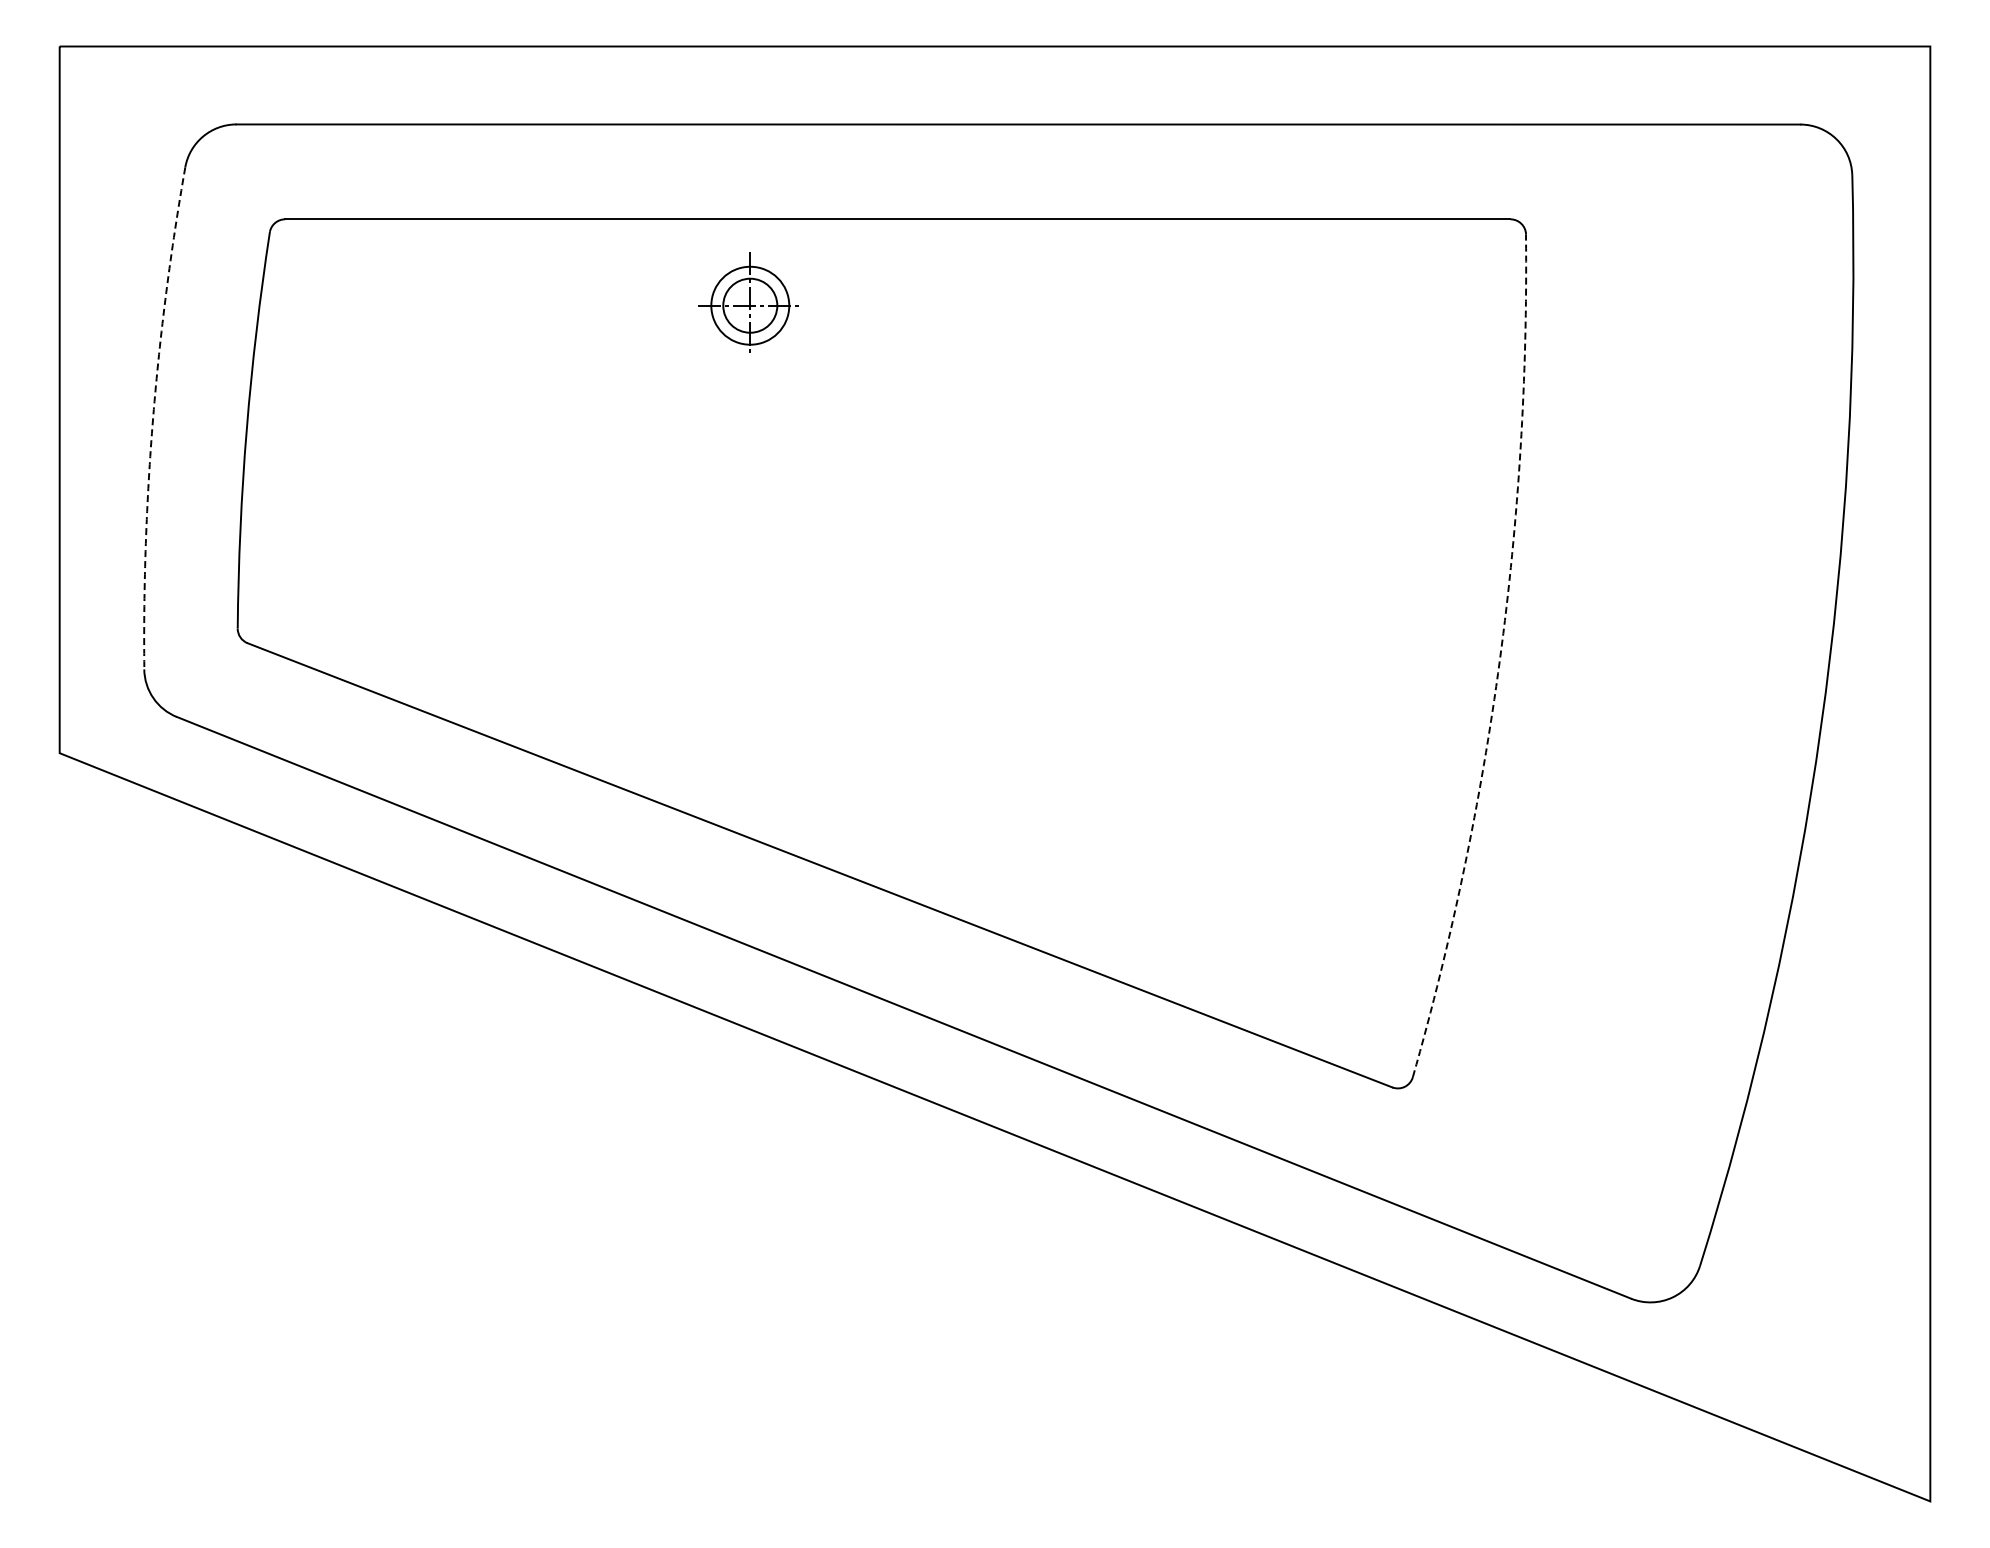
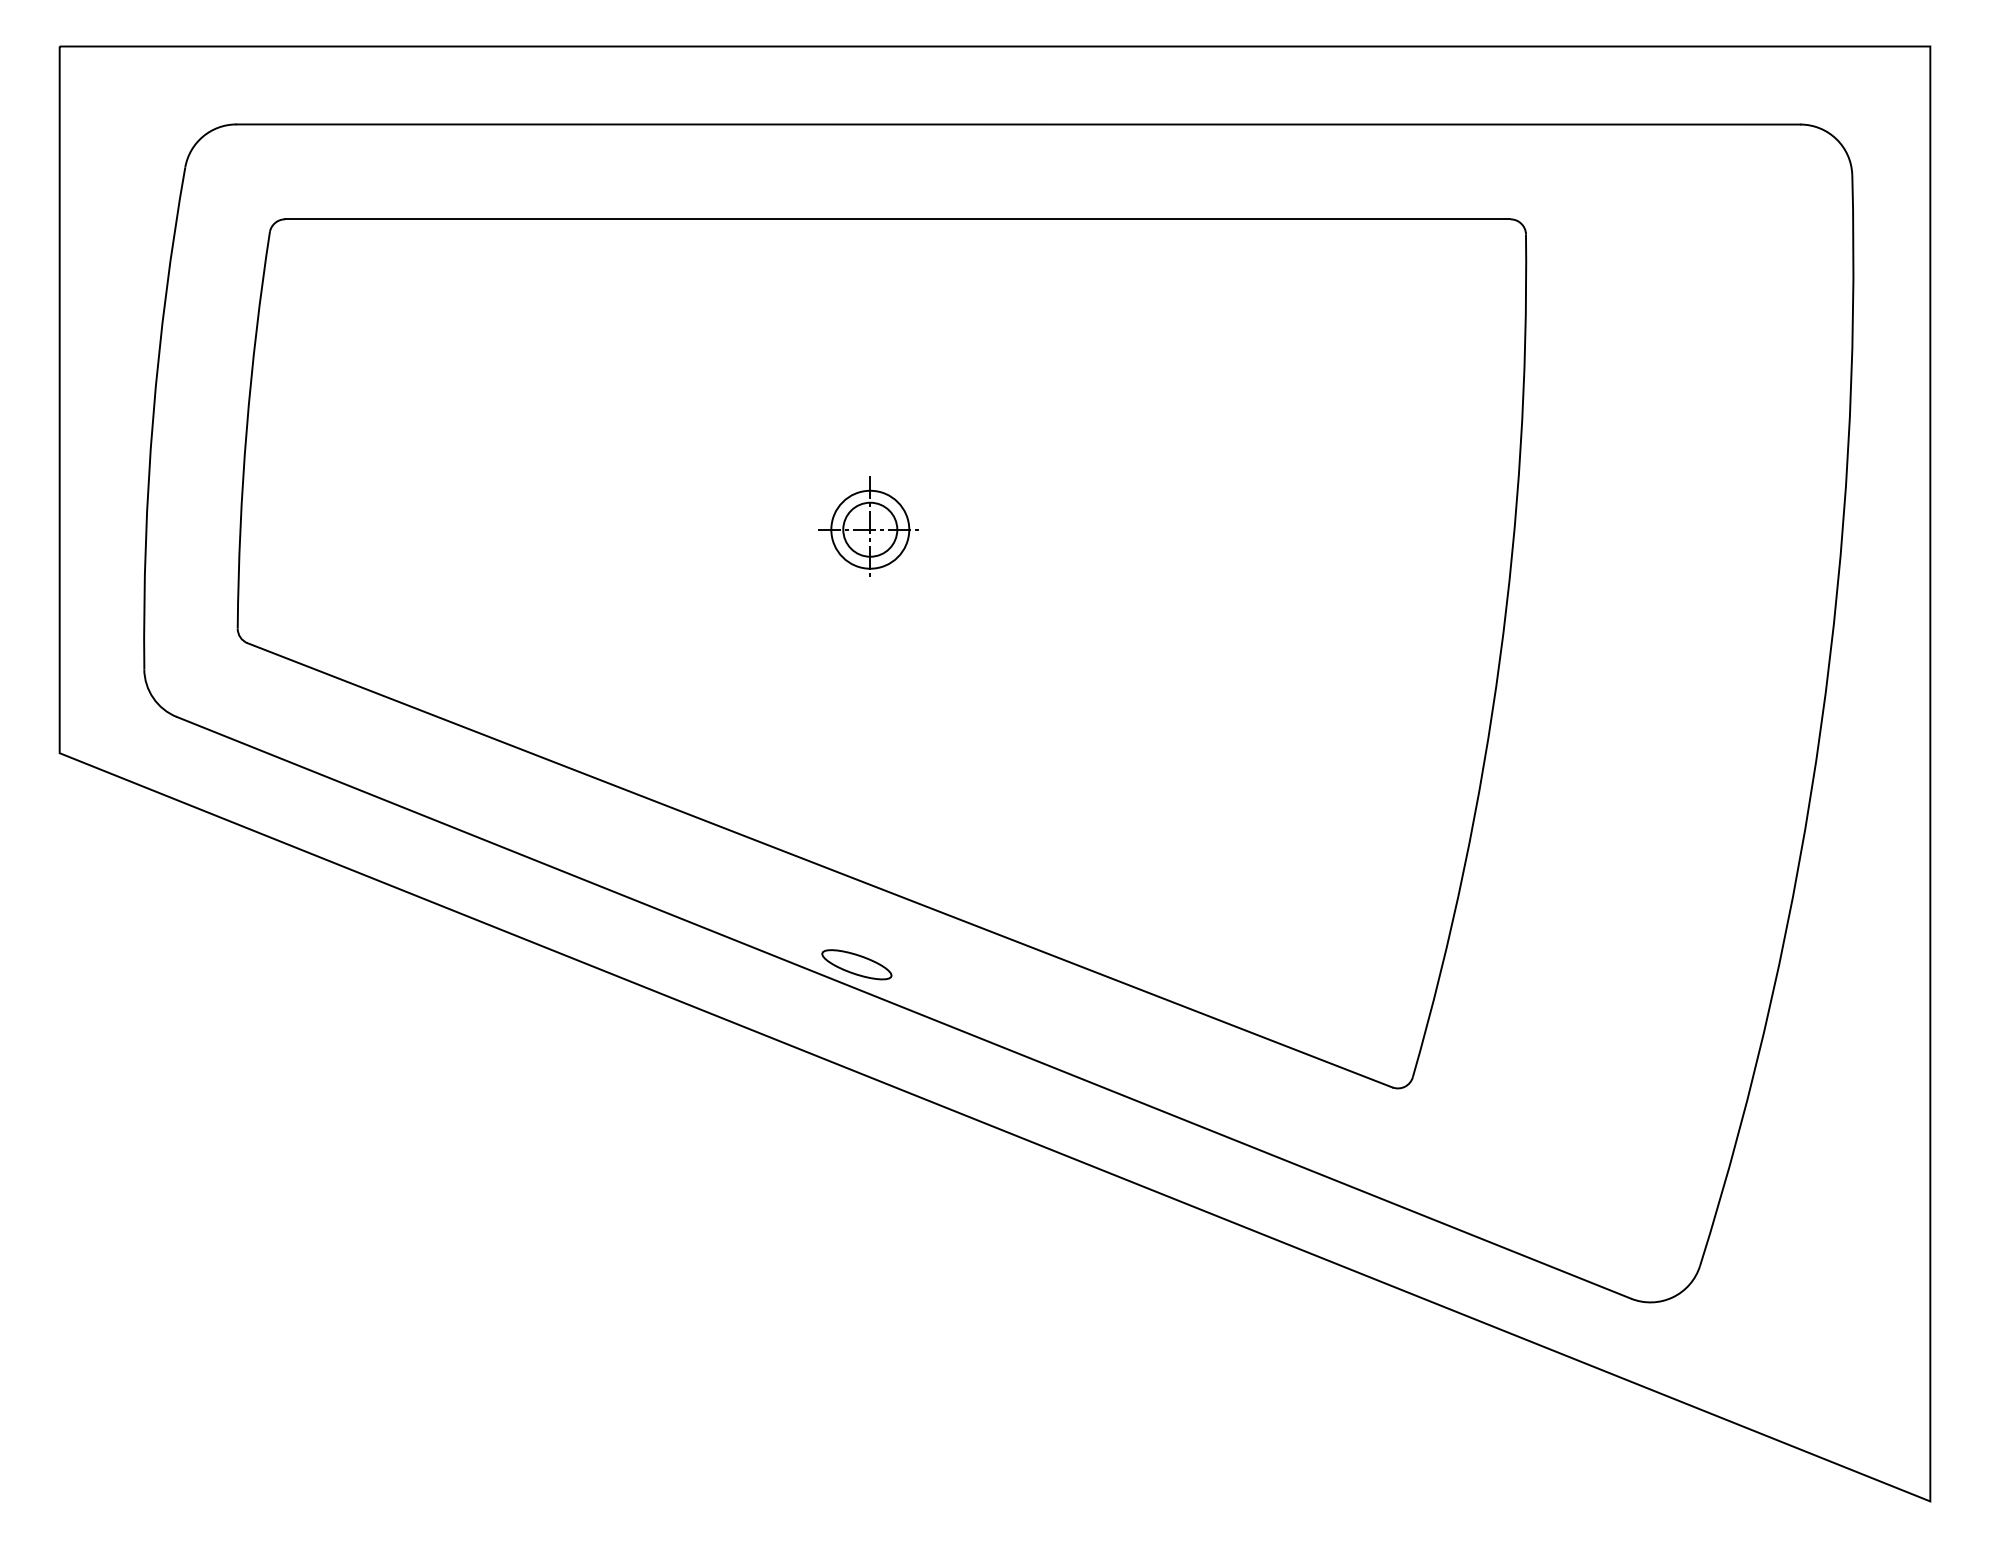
part position: (748, 302) -> (868, 526) (868, 526)
arc: dashed -> solid (153, 417)
arc: dashed -> solid (1499, 660)
part: none -> present (856, 964)
